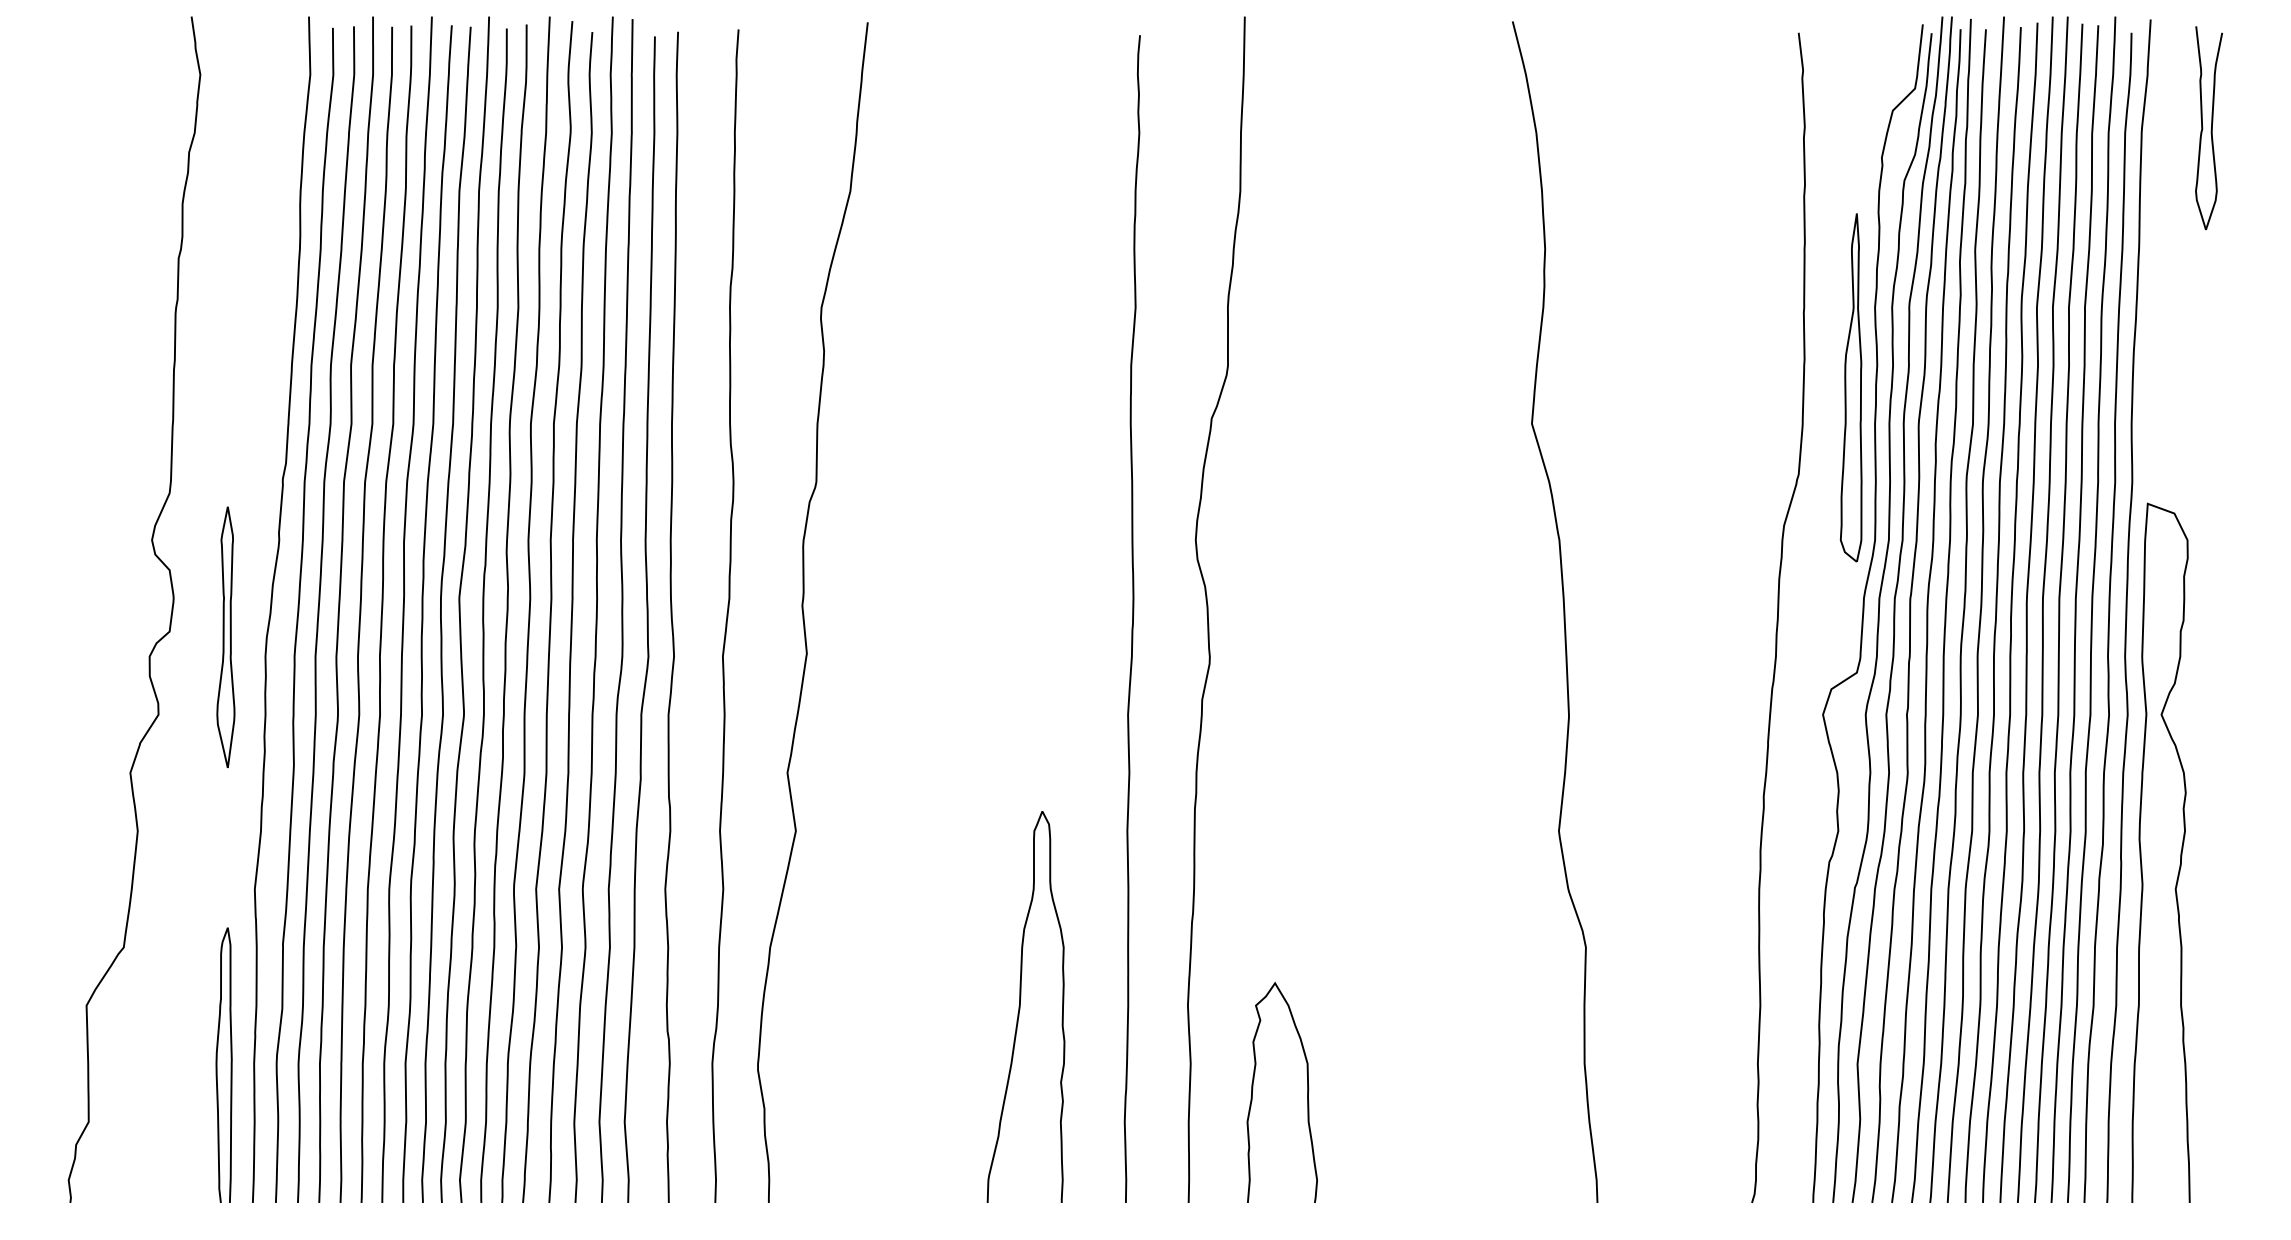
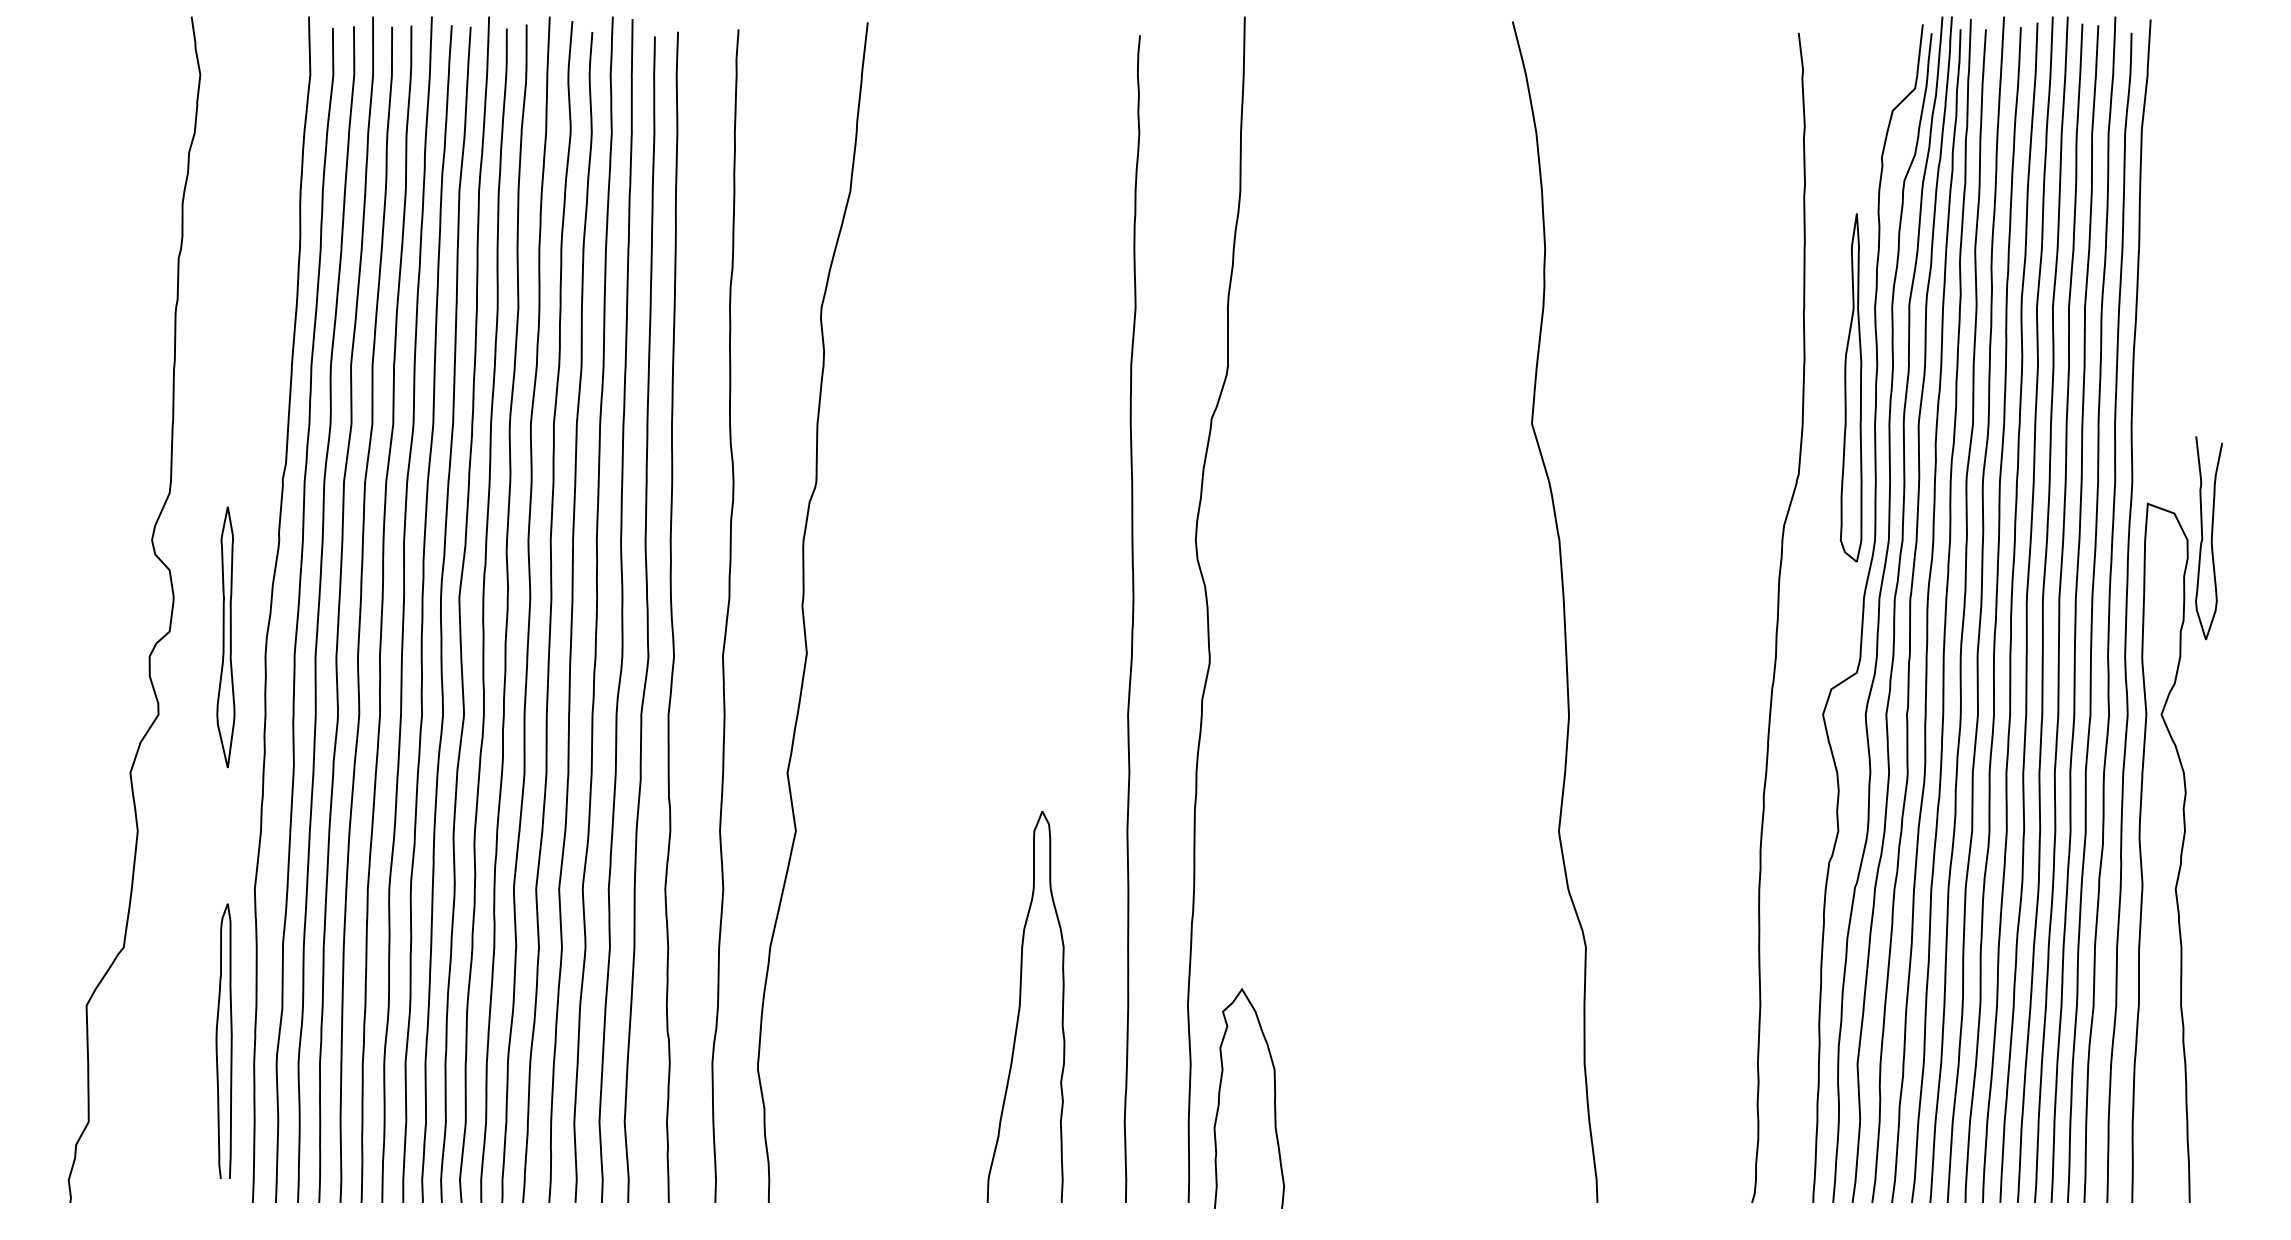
curve position: (2211, 128) -> (2211, 538) (2211, 538)
curve position: (217, 1064) -> (217, 1040) (217, 1040)
curve position: (1307, 1091) -> (1274, 1097) (1274, 1097)
